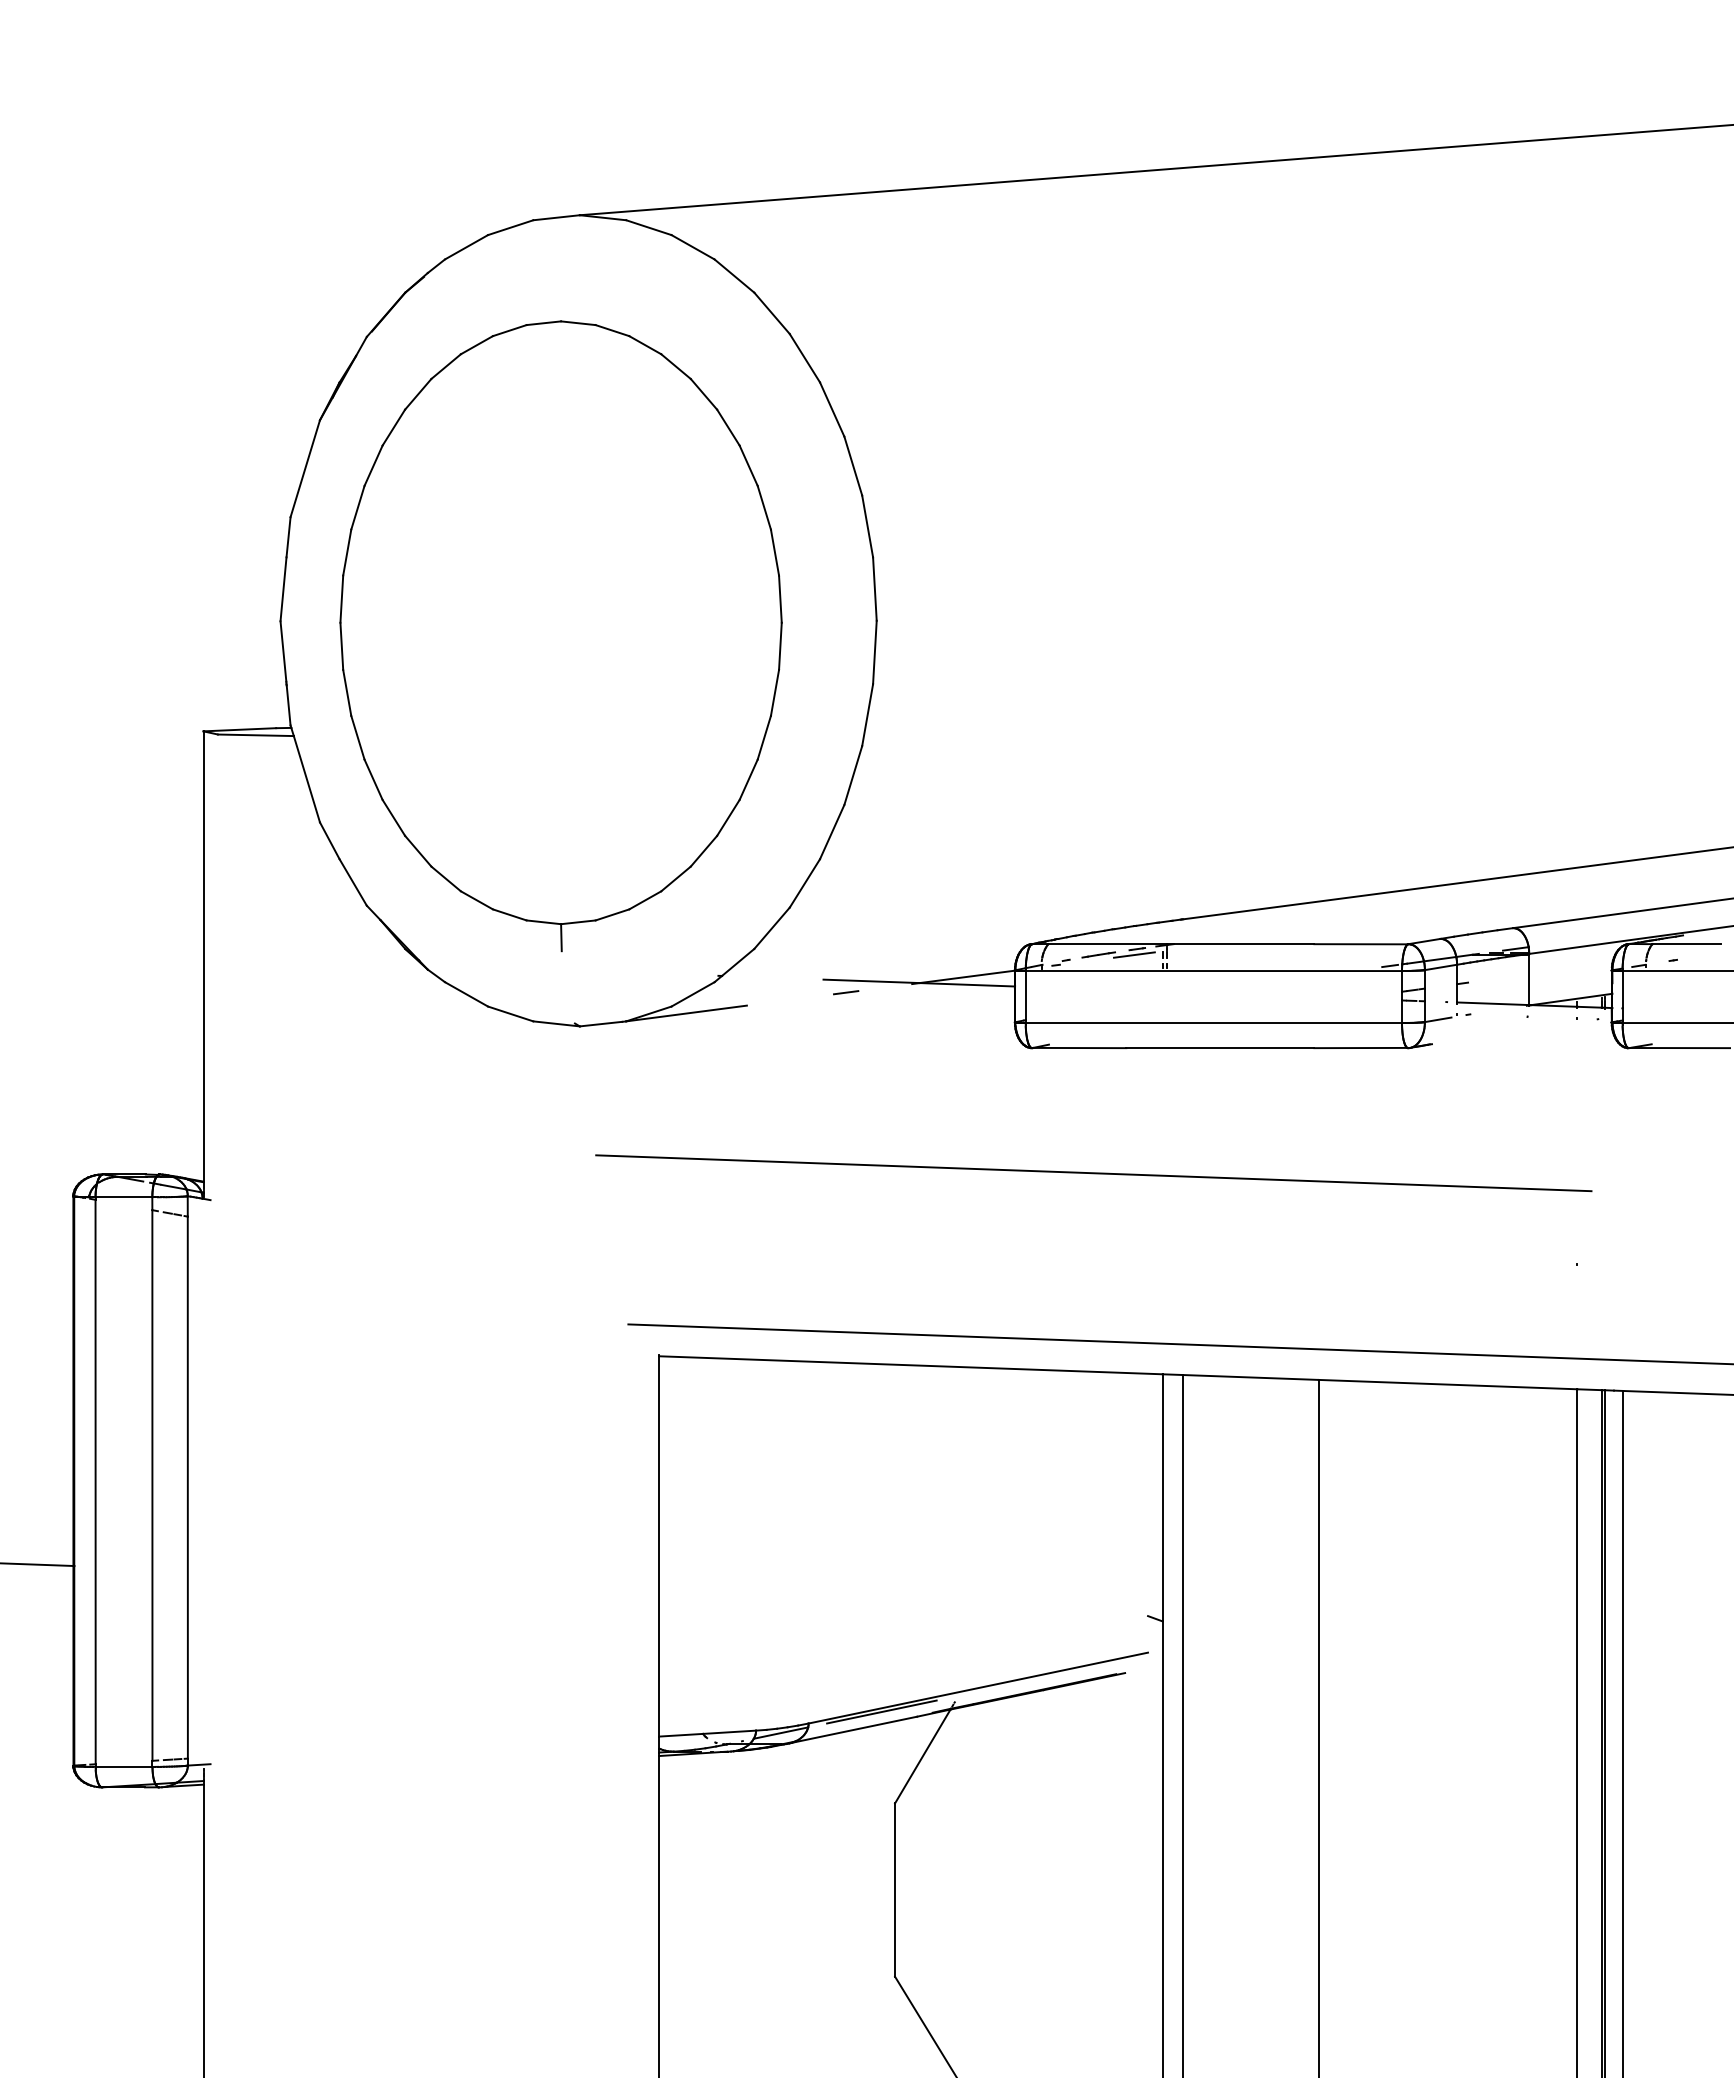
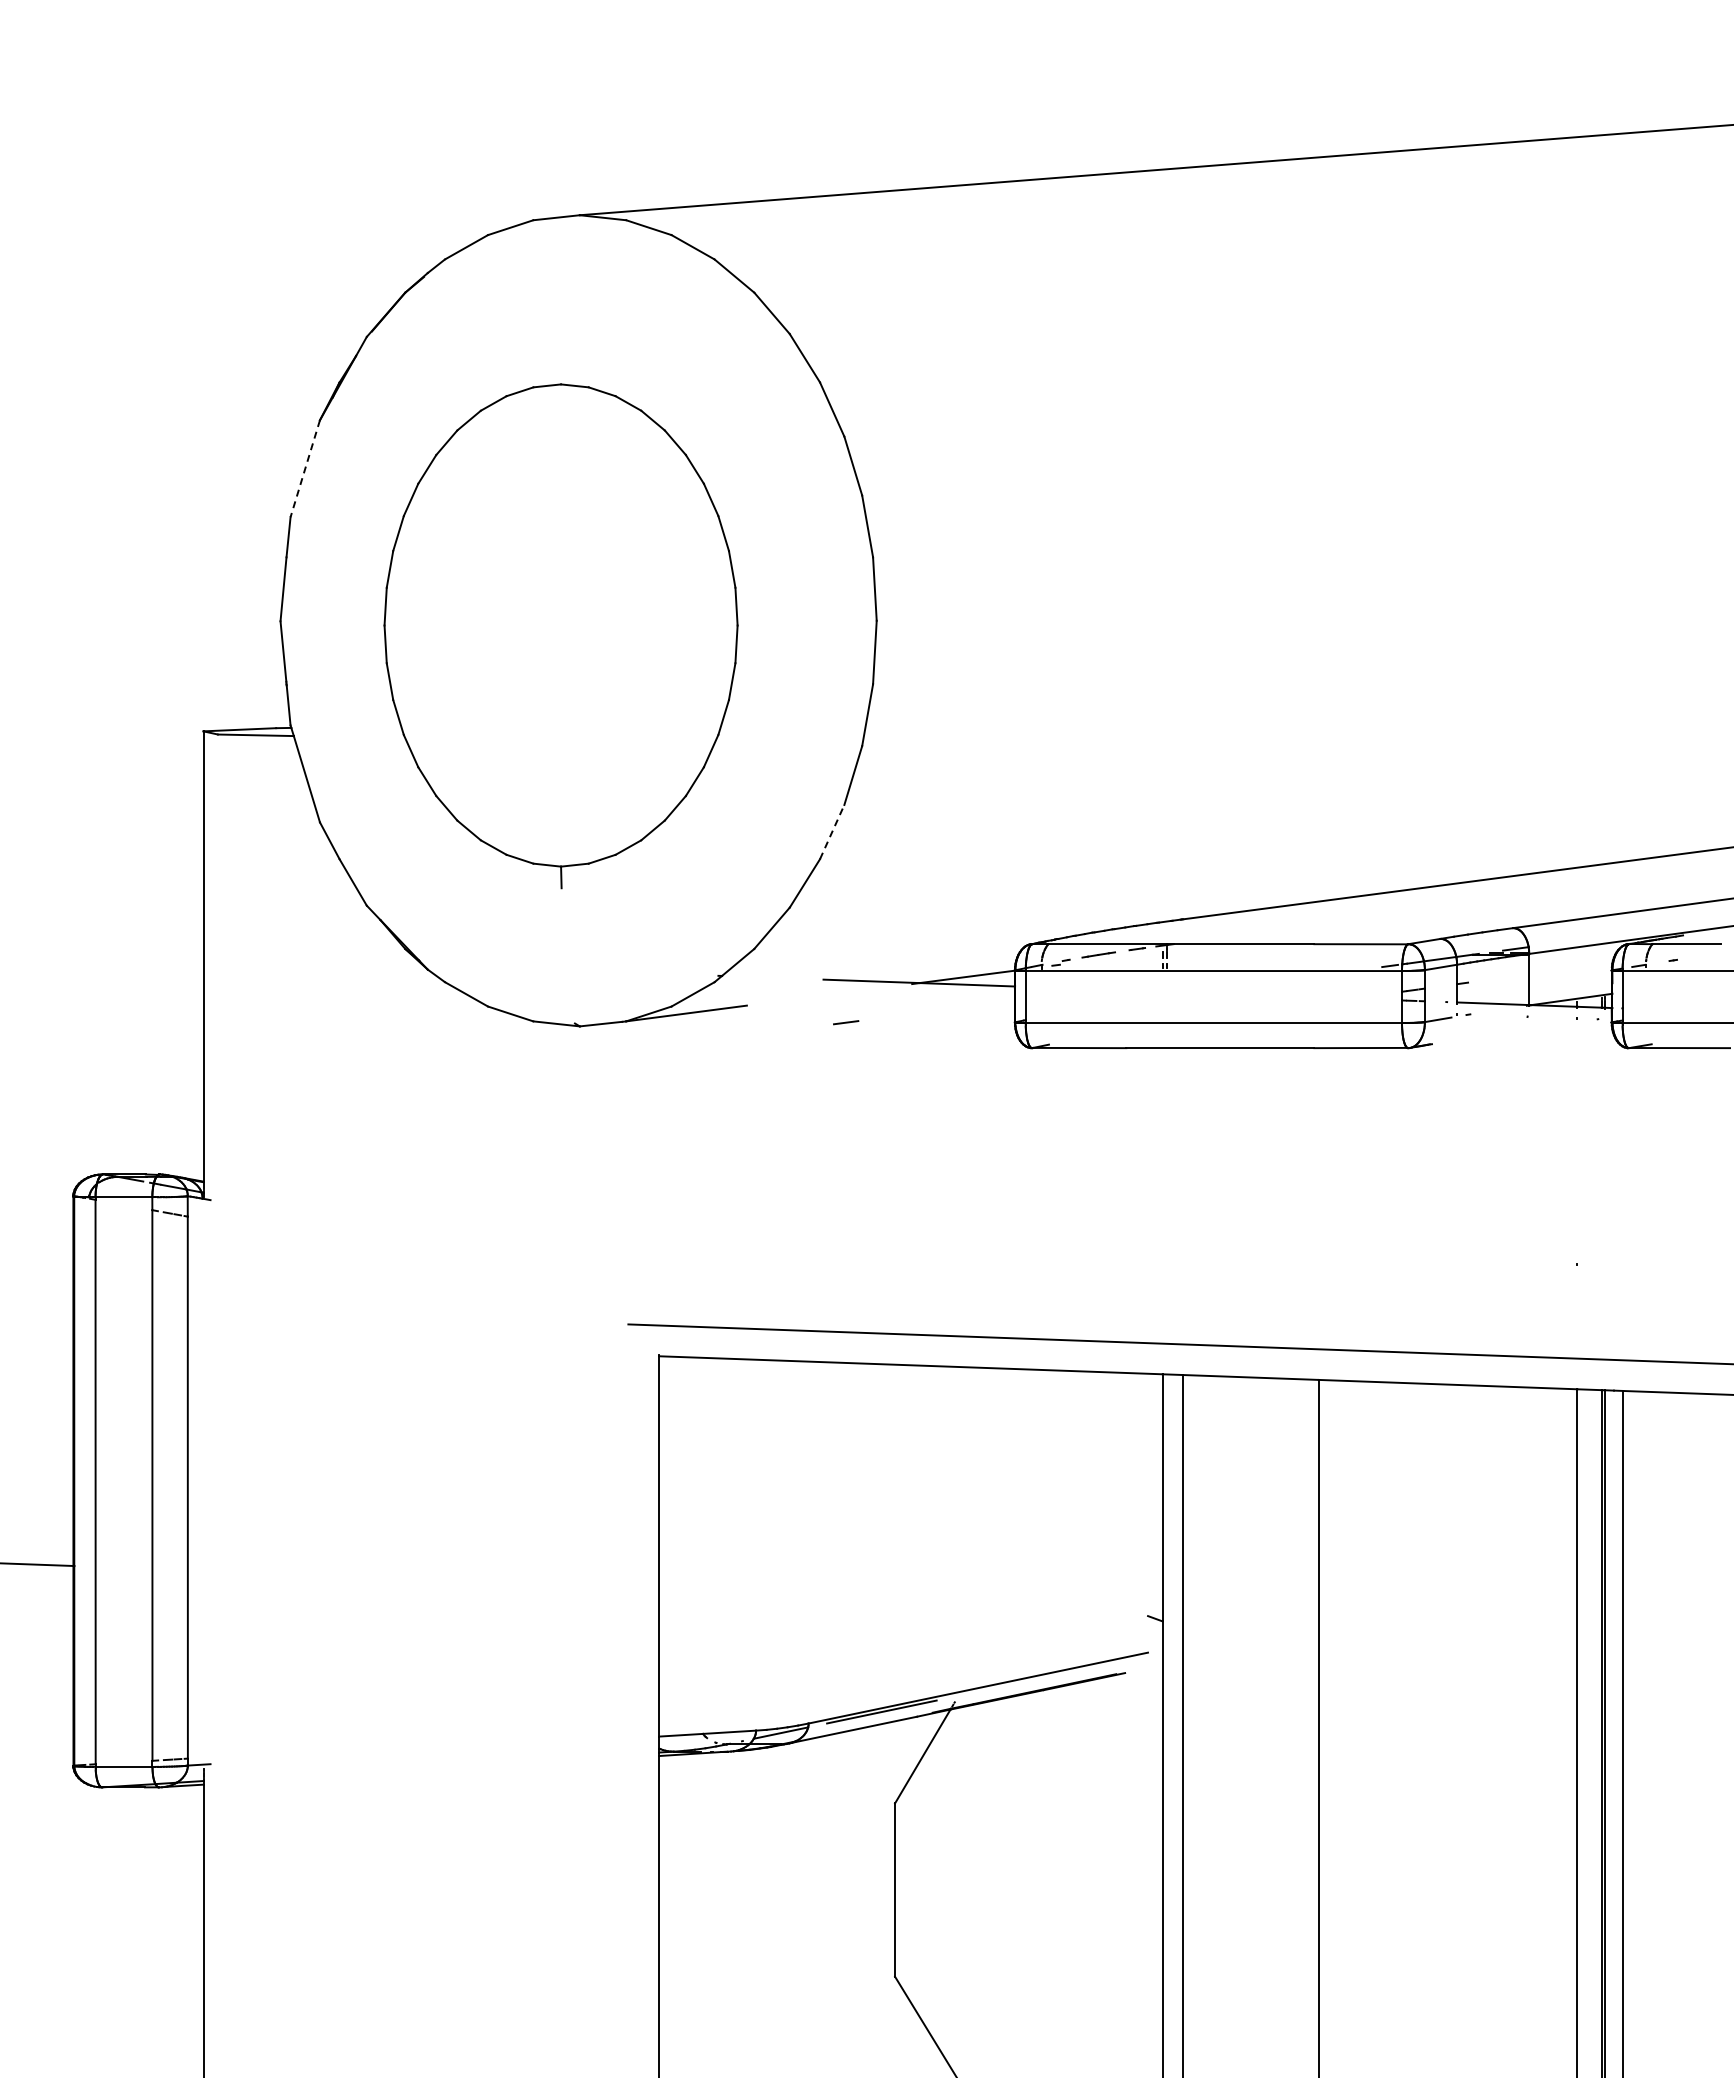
line: solid -> dashed (305, 468)
part size: 444x633 px -> 356x507 px (560, 636)
line: solid -> dashed (832, 832)
line: present -> none (1134, 954)
line position: (846, 992) -> (846, 1022) (846, 1022)
line: present -> none (1093, 1173)
